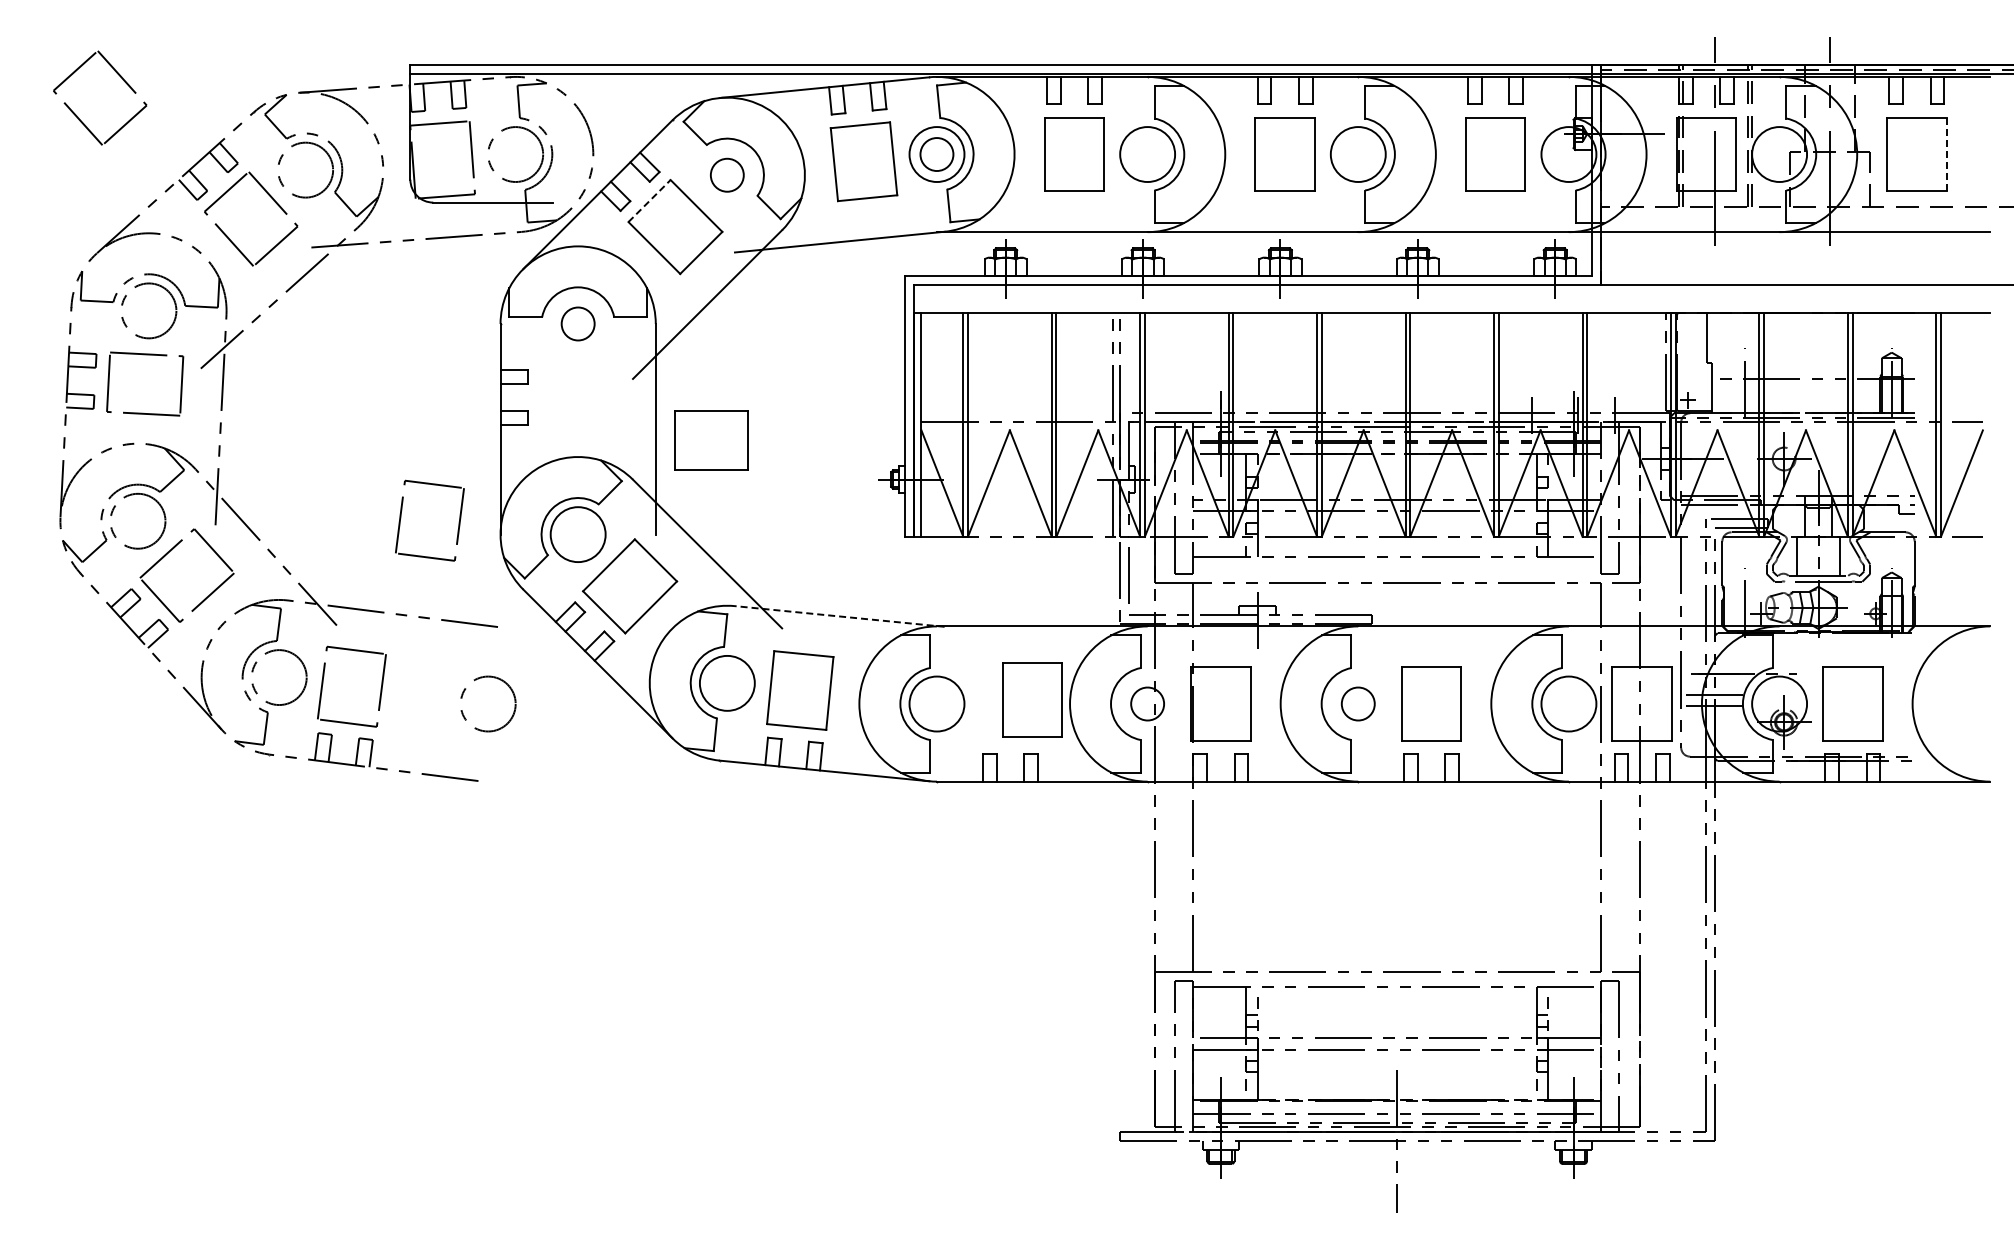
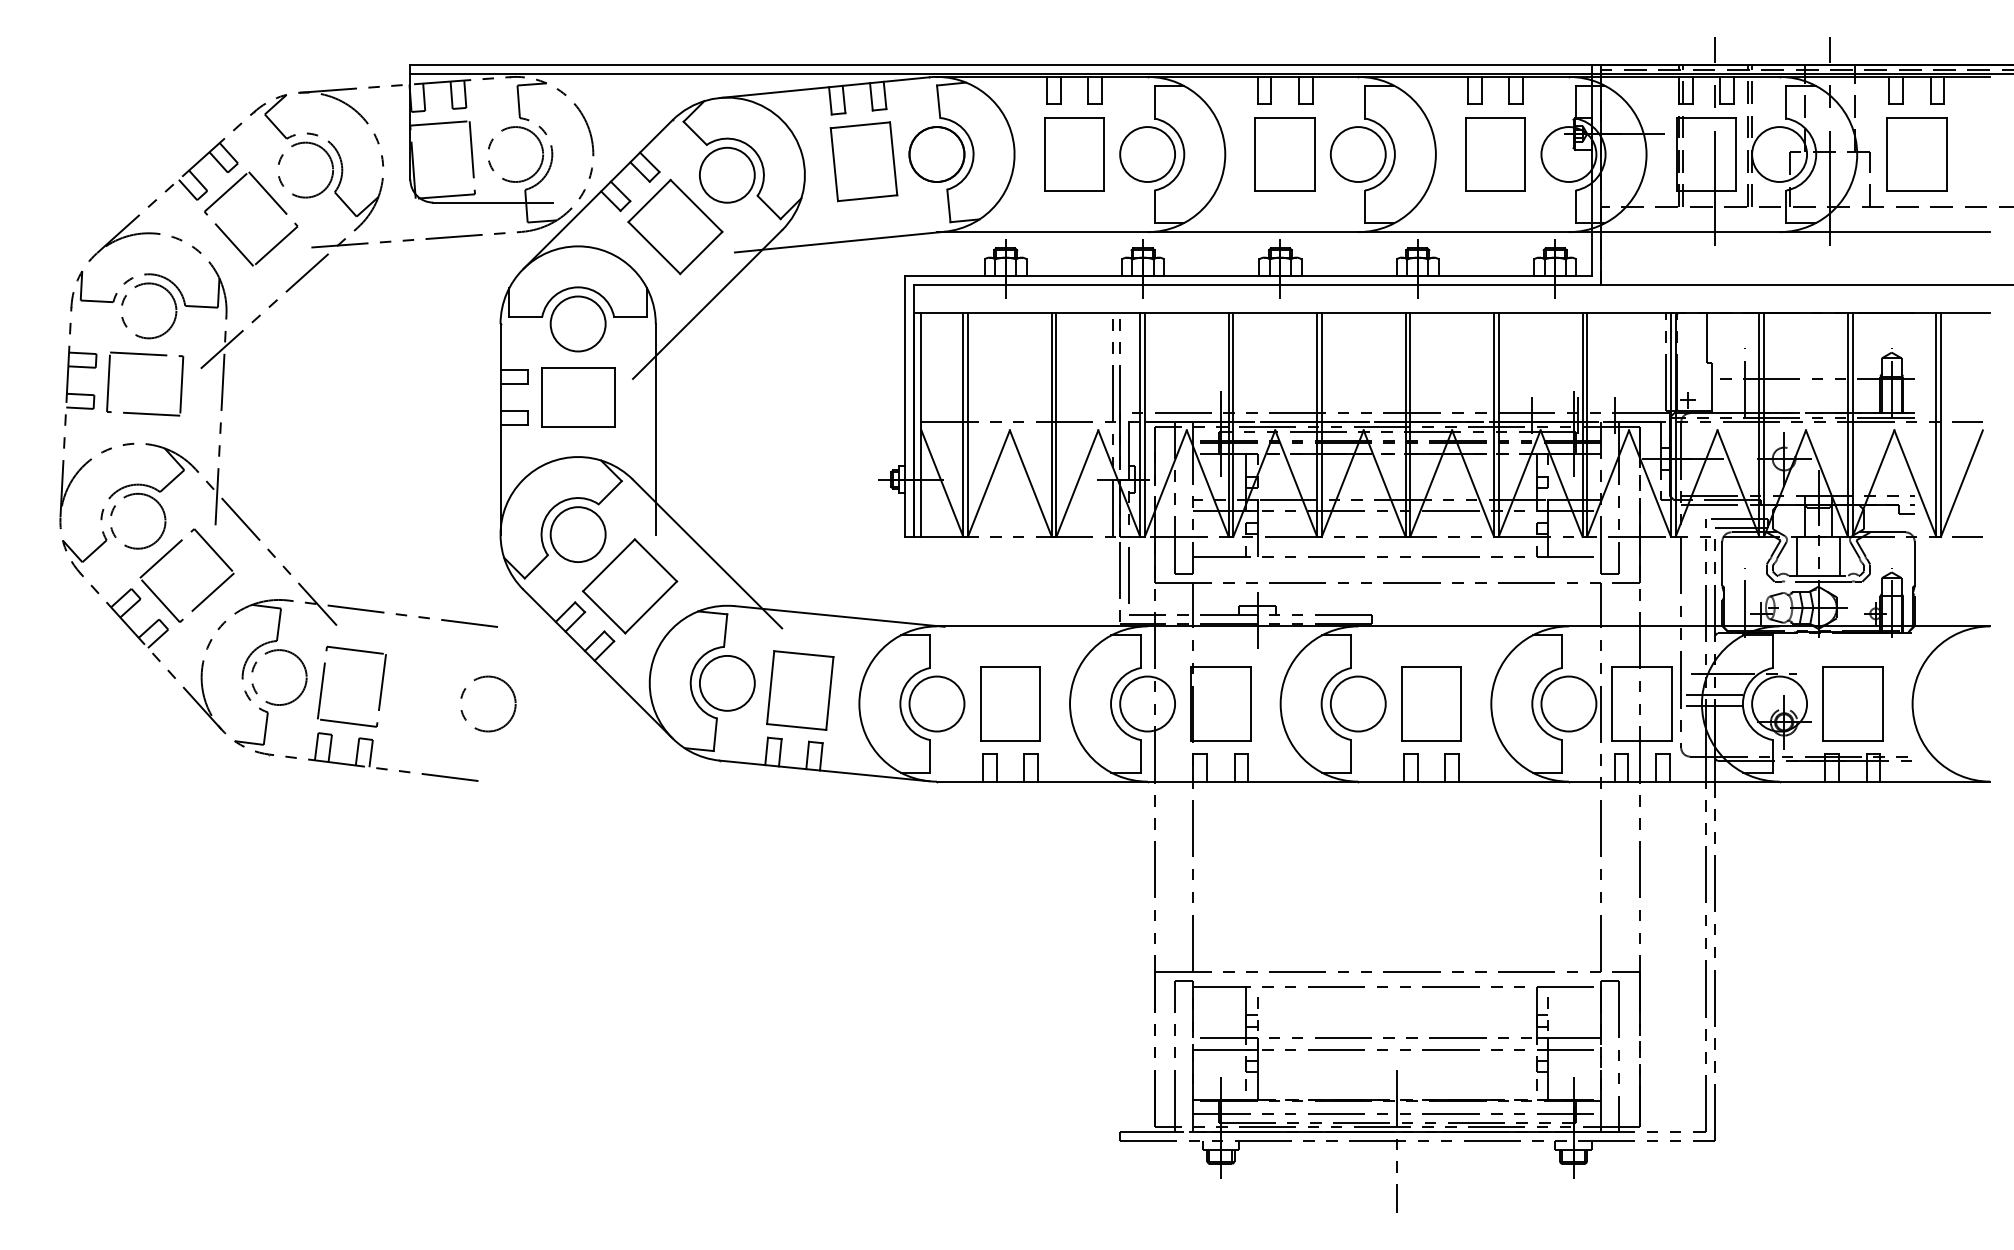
part: present -> none (123, 81)
circle diameter: 33 px -> 55 px (936, 154)
line: dashed -> solid (1946, 154)
circle diameter: 33 px -> 55 px (726, 174)
line: dashed -> solid (649, 201)
circle diameter: 33 px -> 55 px (577, 323)
part position: (711, 440) -> (578, 397) (578, 397)
part: present -> none (401, 518)
line: dashed -> solid (839, 616)
part position: (1032, 699) -> (1010, 703) (1010, 703)
circle diameter: 33 px -> 55 px (1147, 703)
circle diameter: 33 px -> 55 px (1357, 703)
